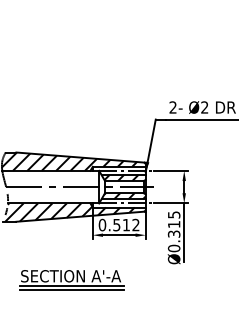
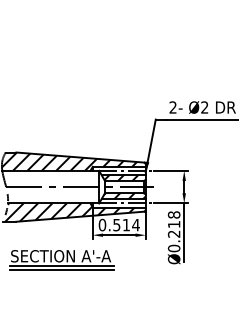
text: 0.512 -> 0.514 (135, 224)
text: Ø0.315 -> Ø0.218 (173, 224)
part position: (71, 280) -> (61, 260) (61, 260)
